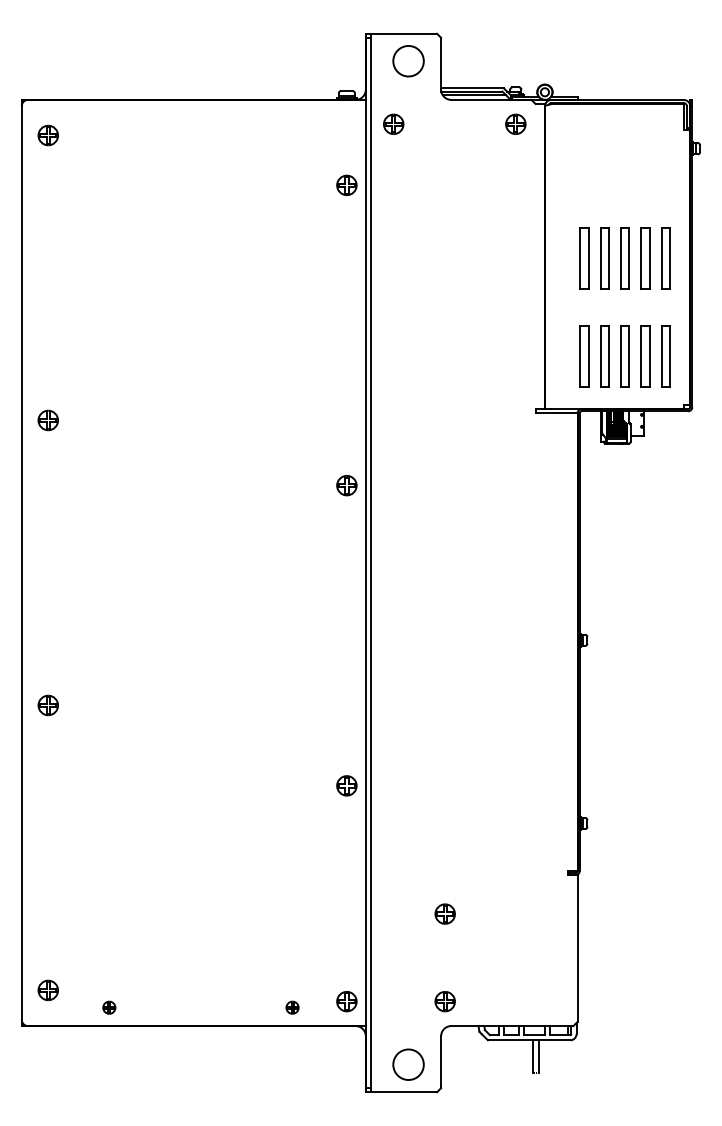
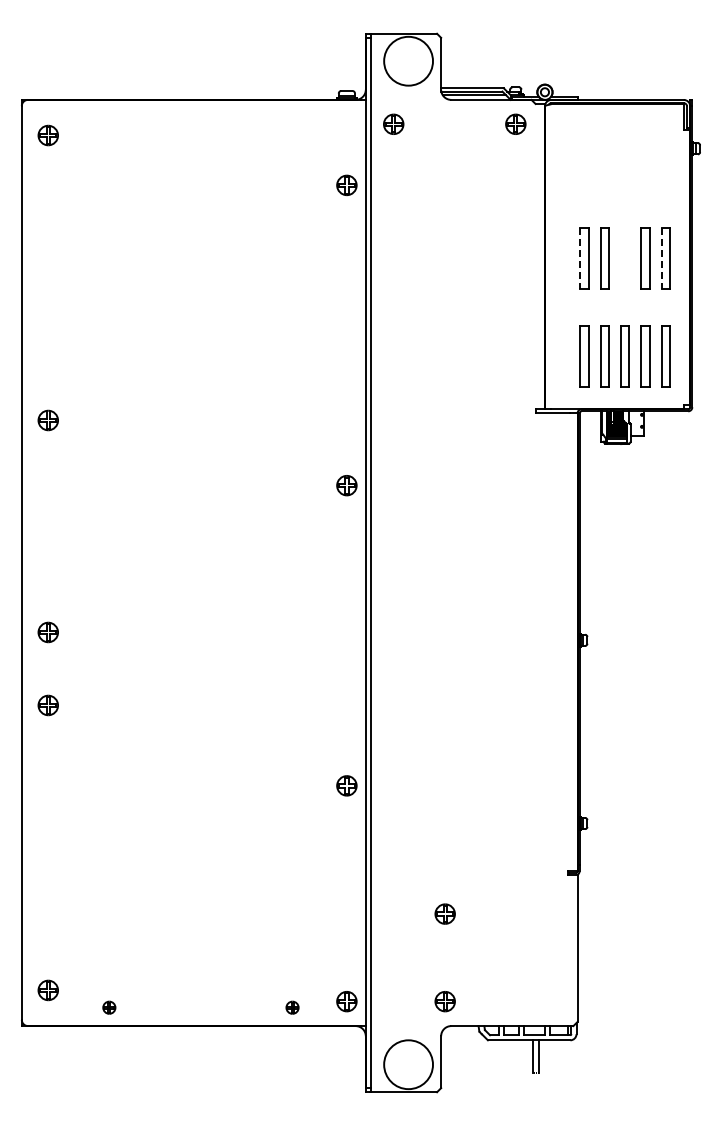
circle diameter: 31 px -> 49 px (408, 60)
line: solid -> dashed (580, 258)
part: present -> none (624, 258)
line: solid -> dashed (661, 258)
part: none -> present (47, 632)
circle diameter: 31 px -> 49 px (408, 1064)
